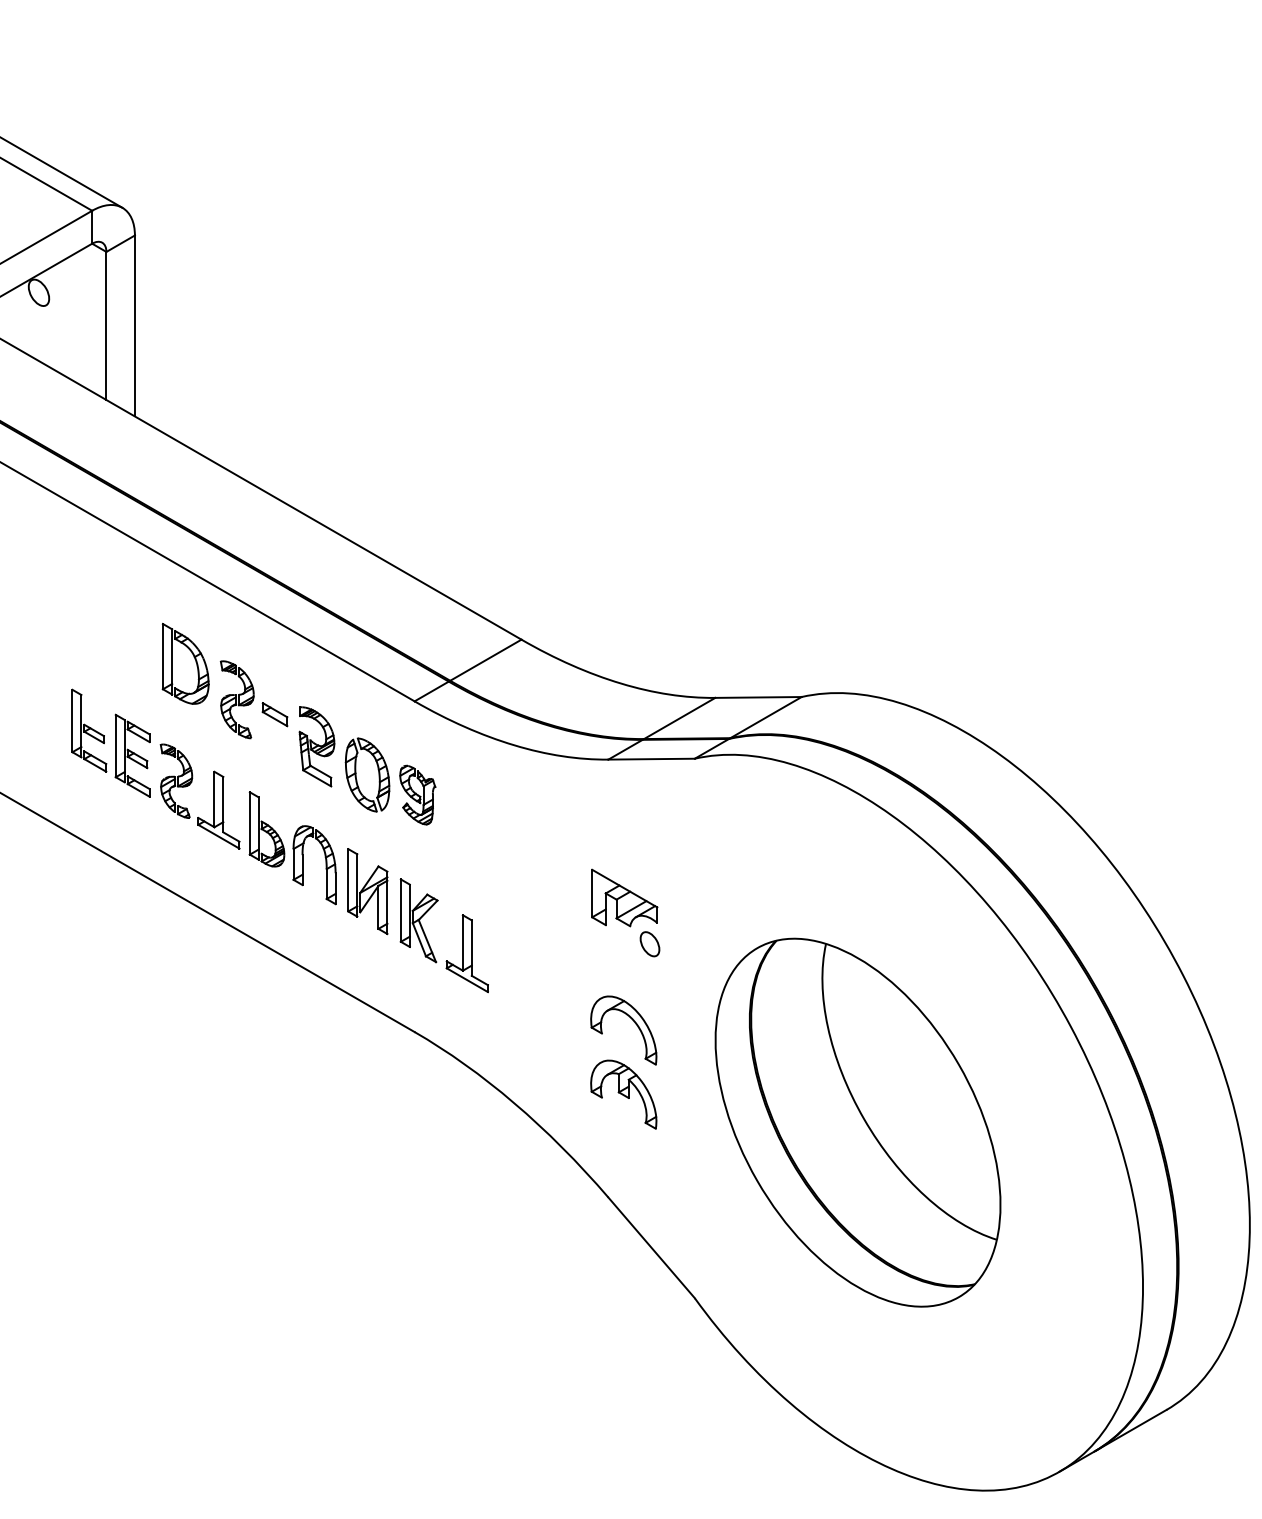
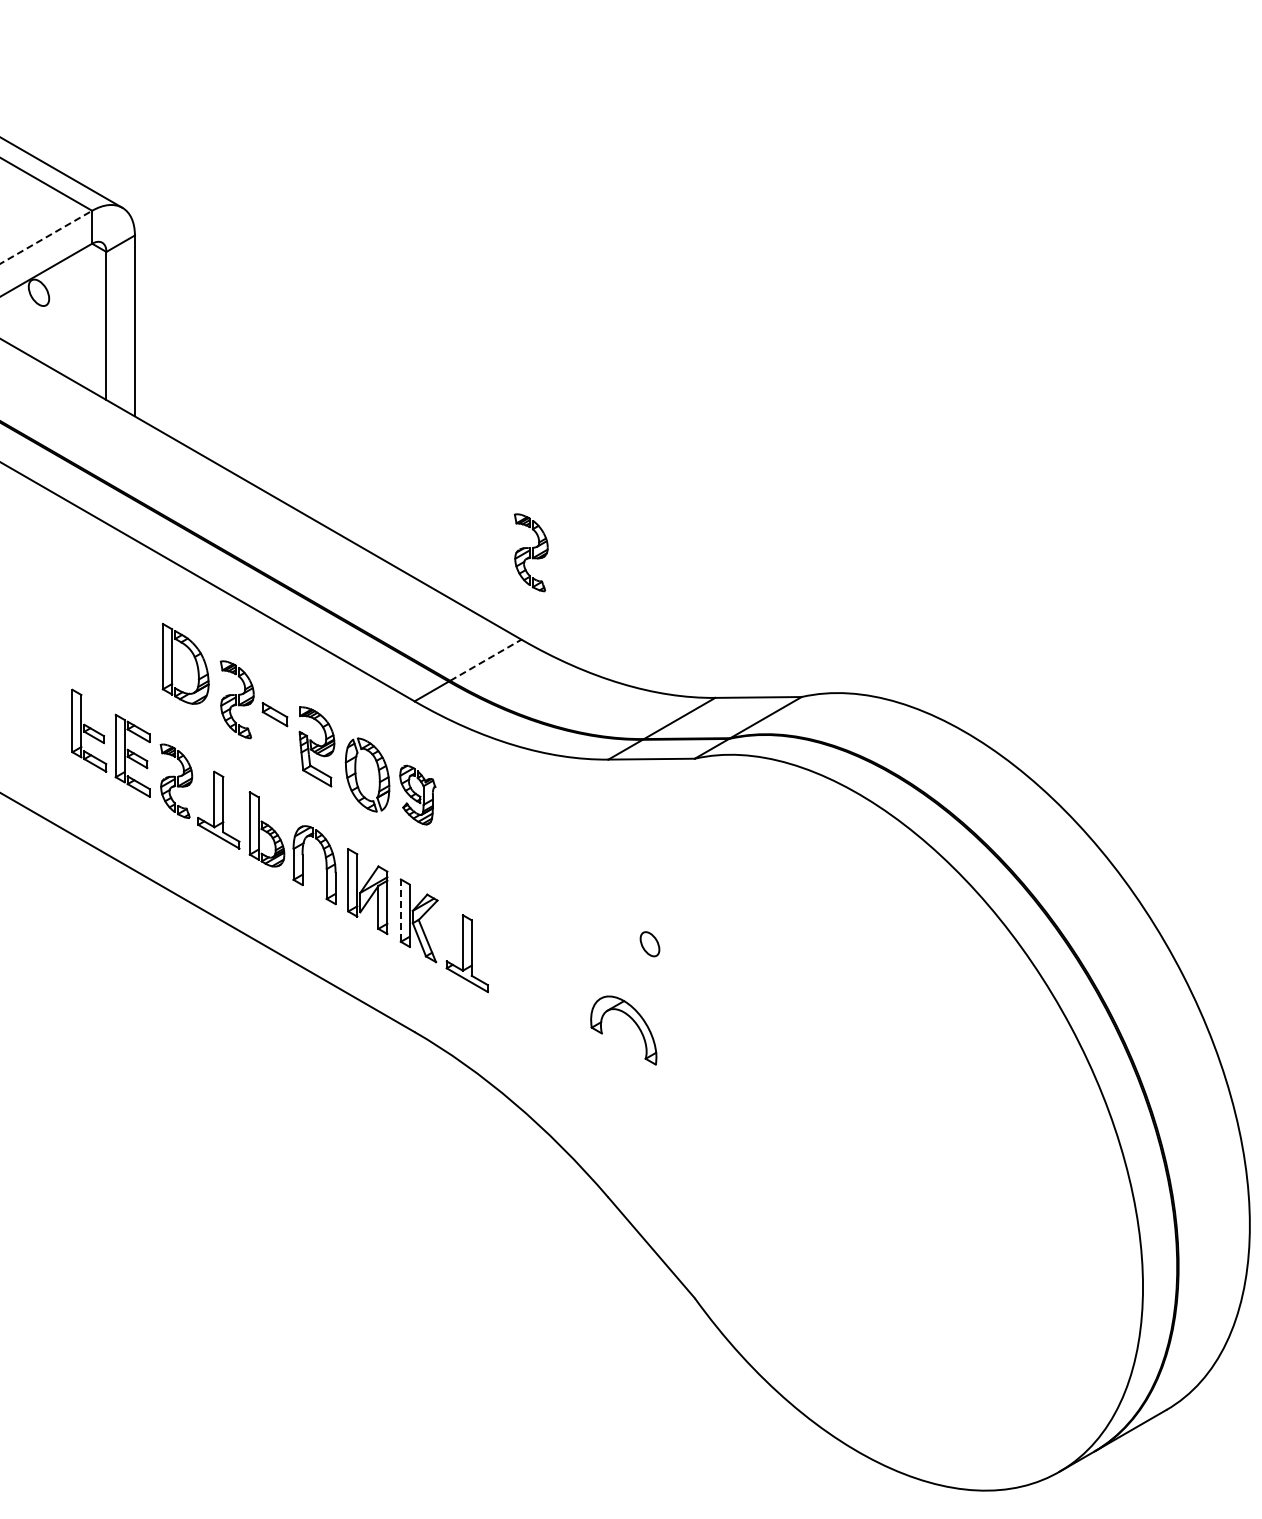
line: solid -> dashed (46, 237)
part: none -> present (530, 552)
line: solid -> dashed (486, 659)
part: present -> none (624, 897)
line: solid -> dashed (400, 911)
part: present -> none (623, 1094)
part: present -> none (857, 1122)
